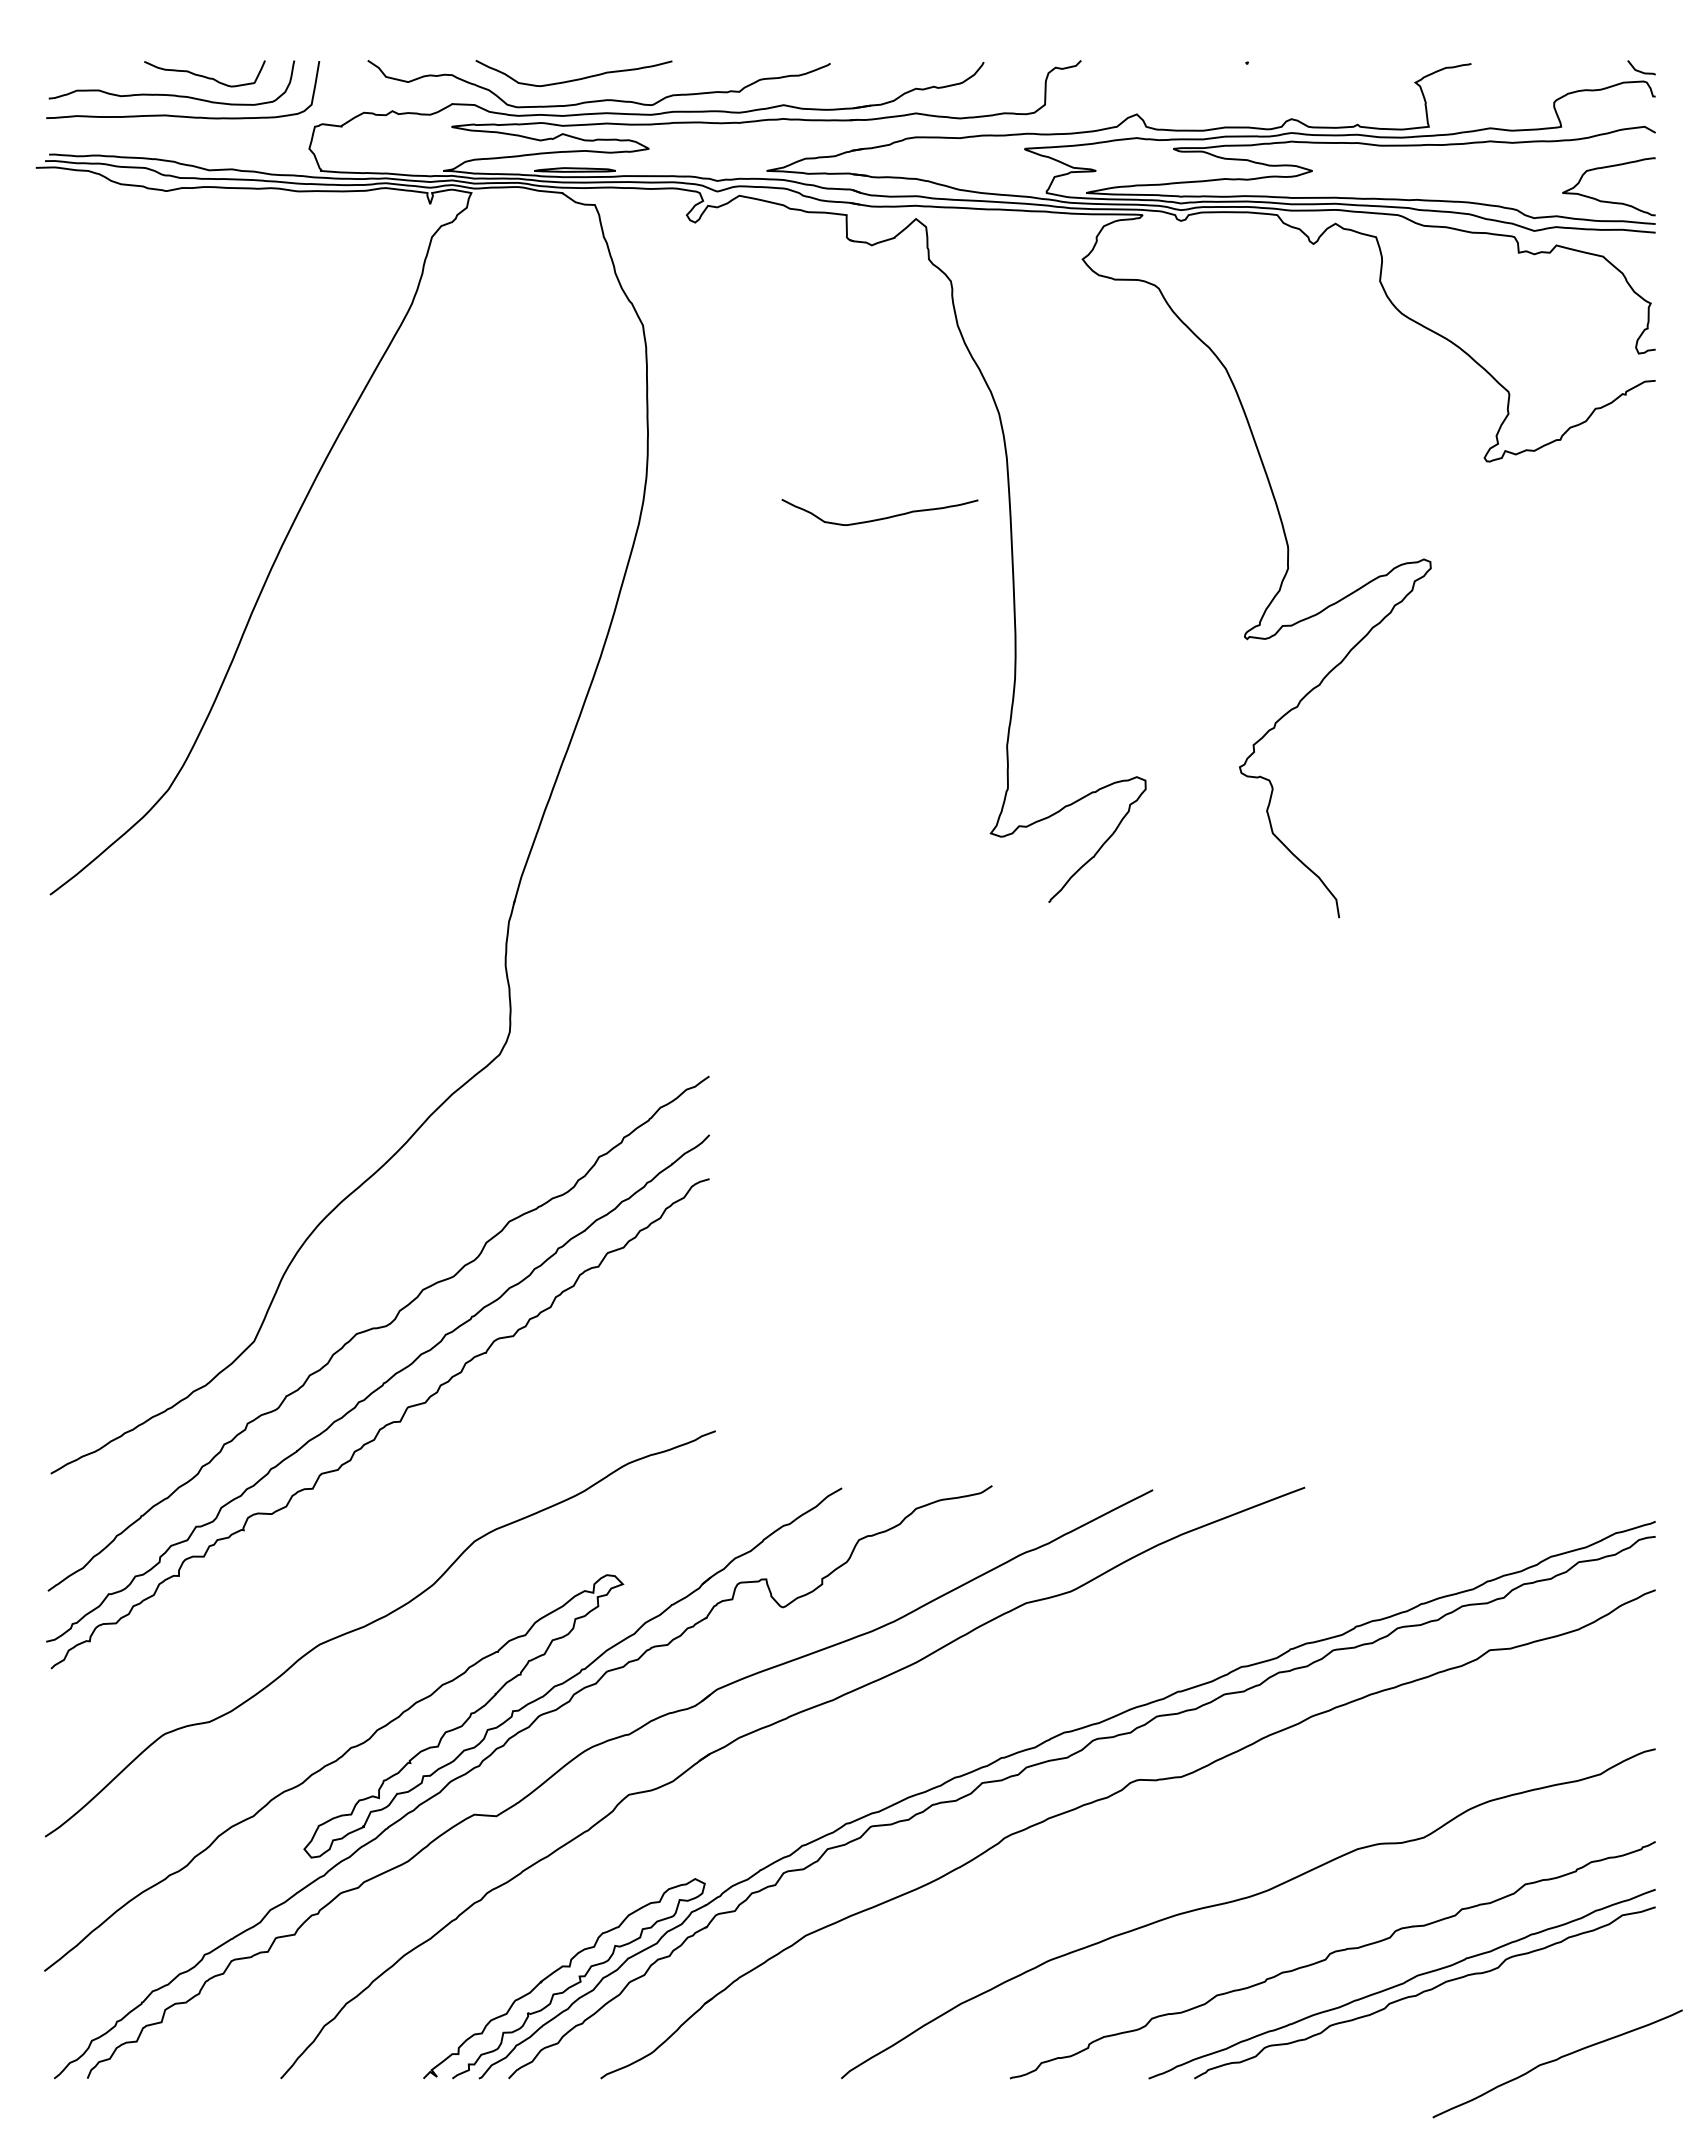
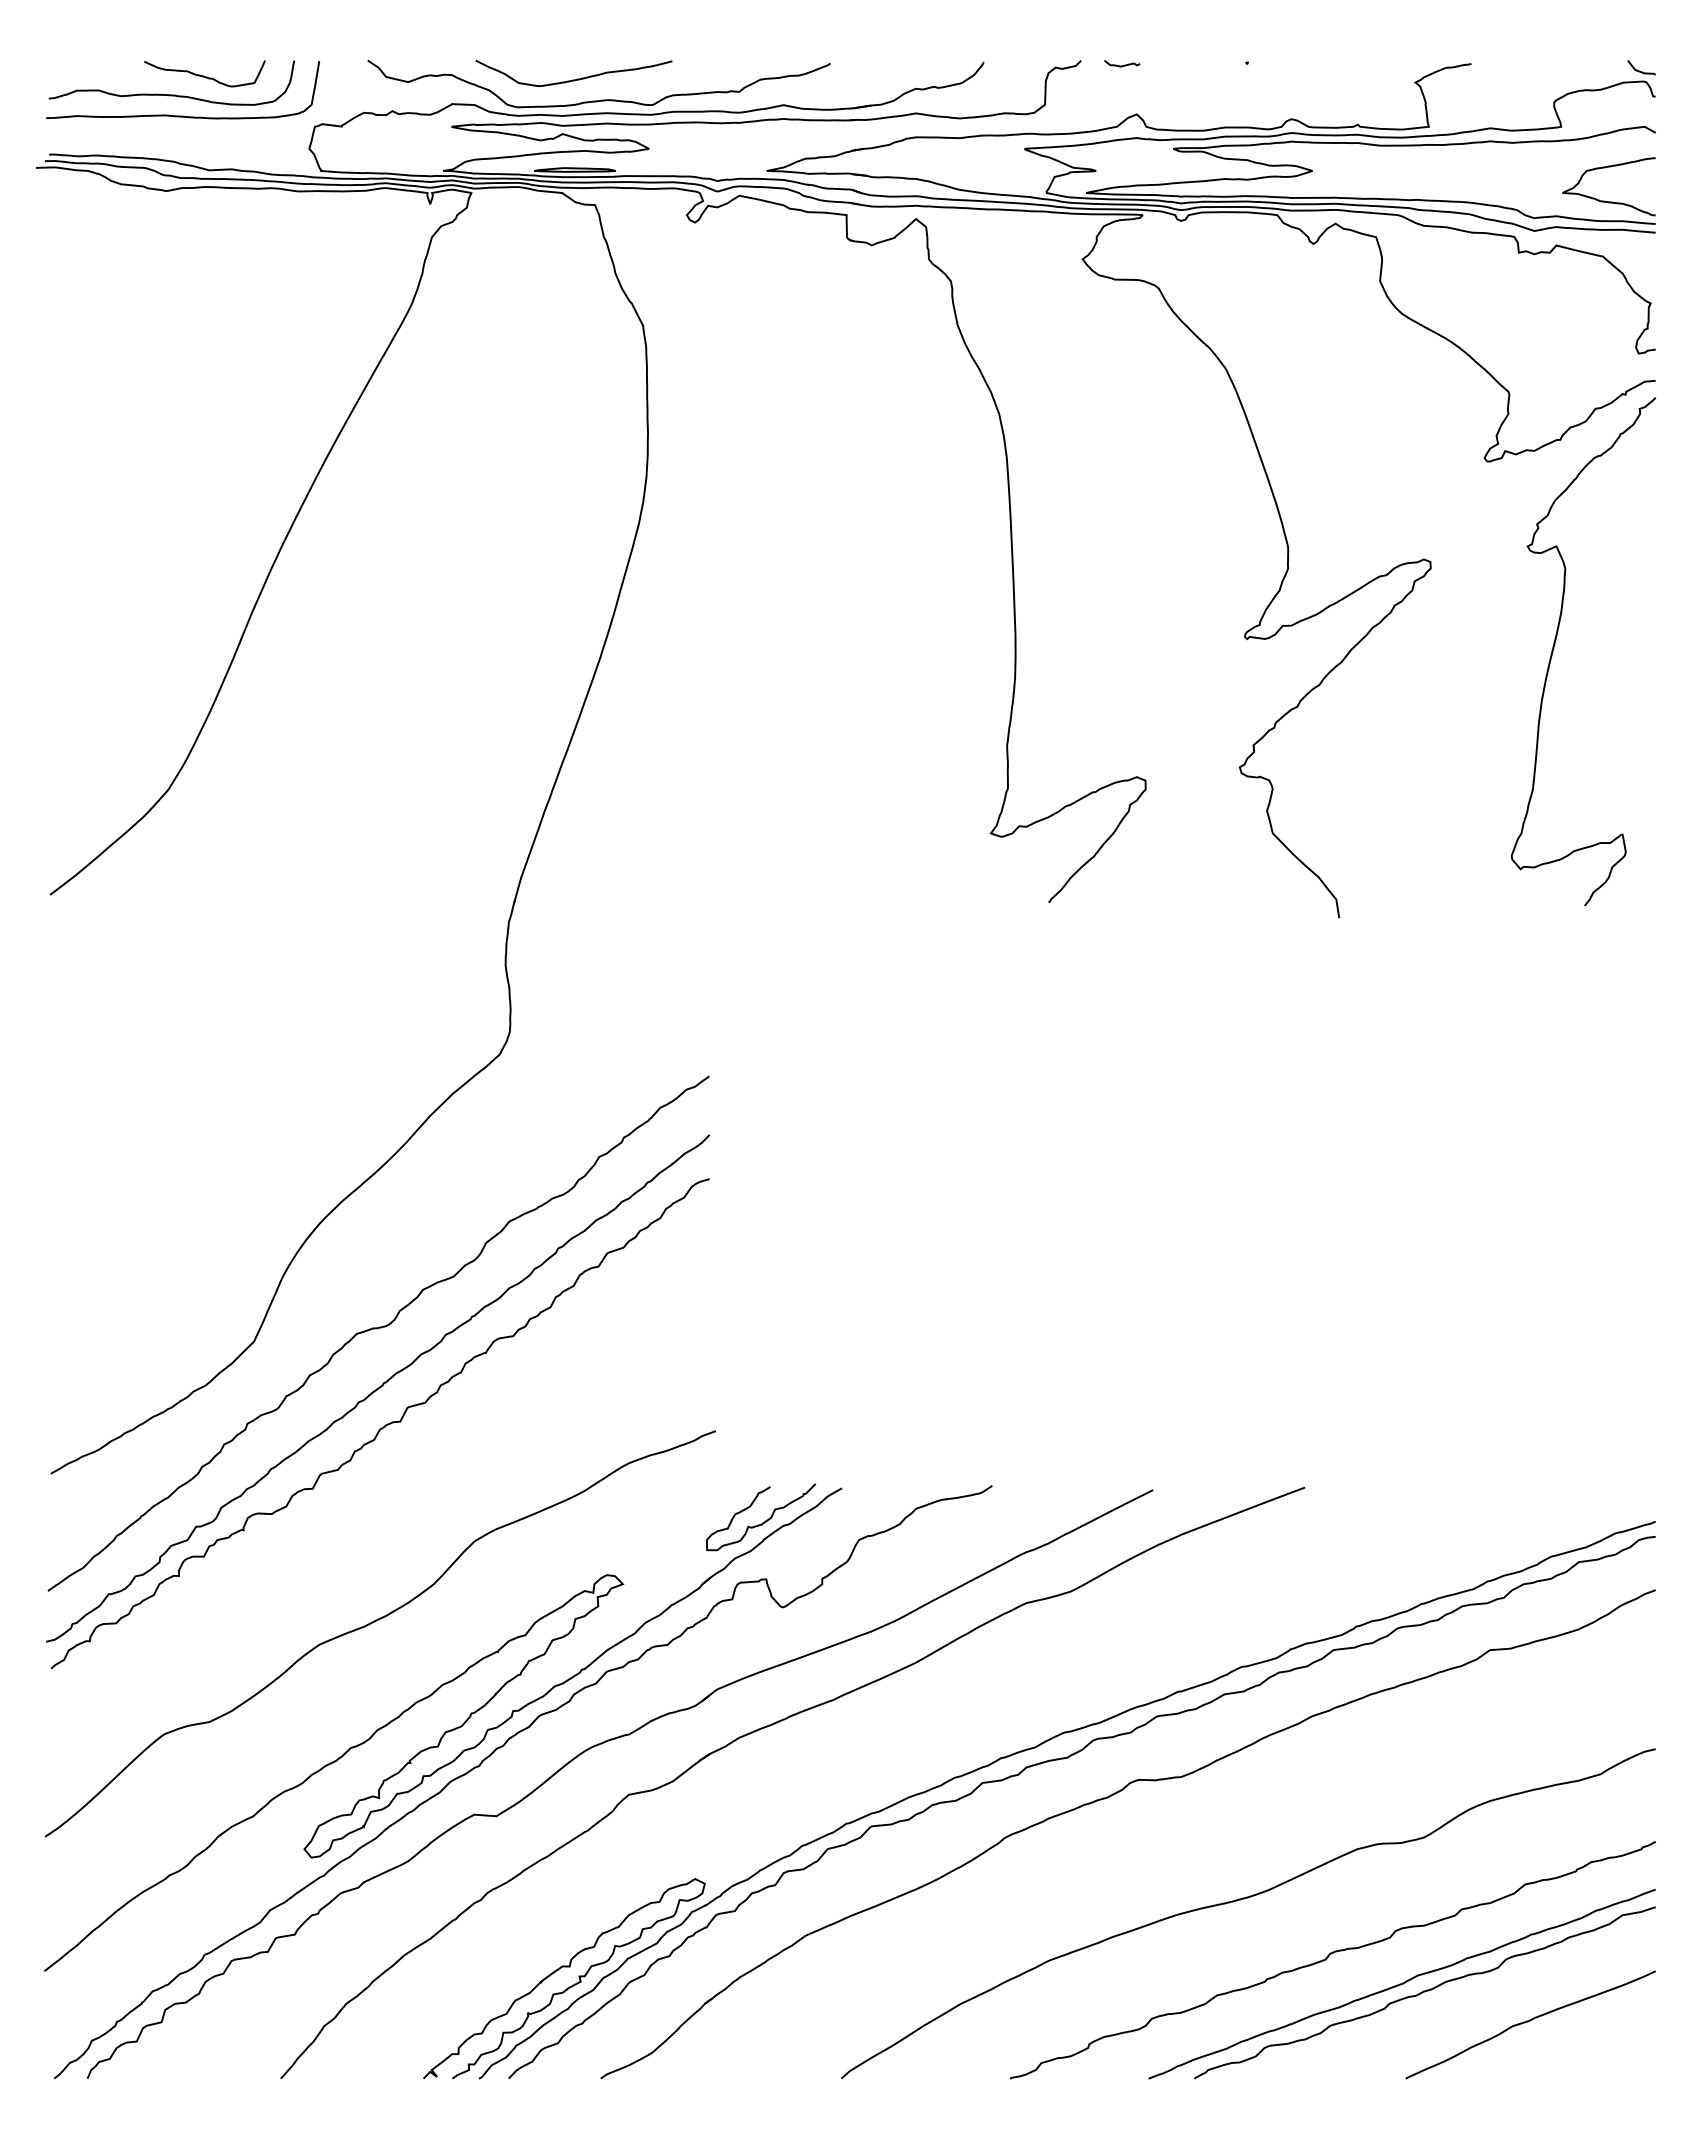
curve: none -> present (1122, 65)
curve: present -> none (879, 518)
curve: none -> present (1555, 644)
curve: none -> present (765, 1520)
curve position: (1555, 2061) -> (1528, 2022) (1528, 2022)
